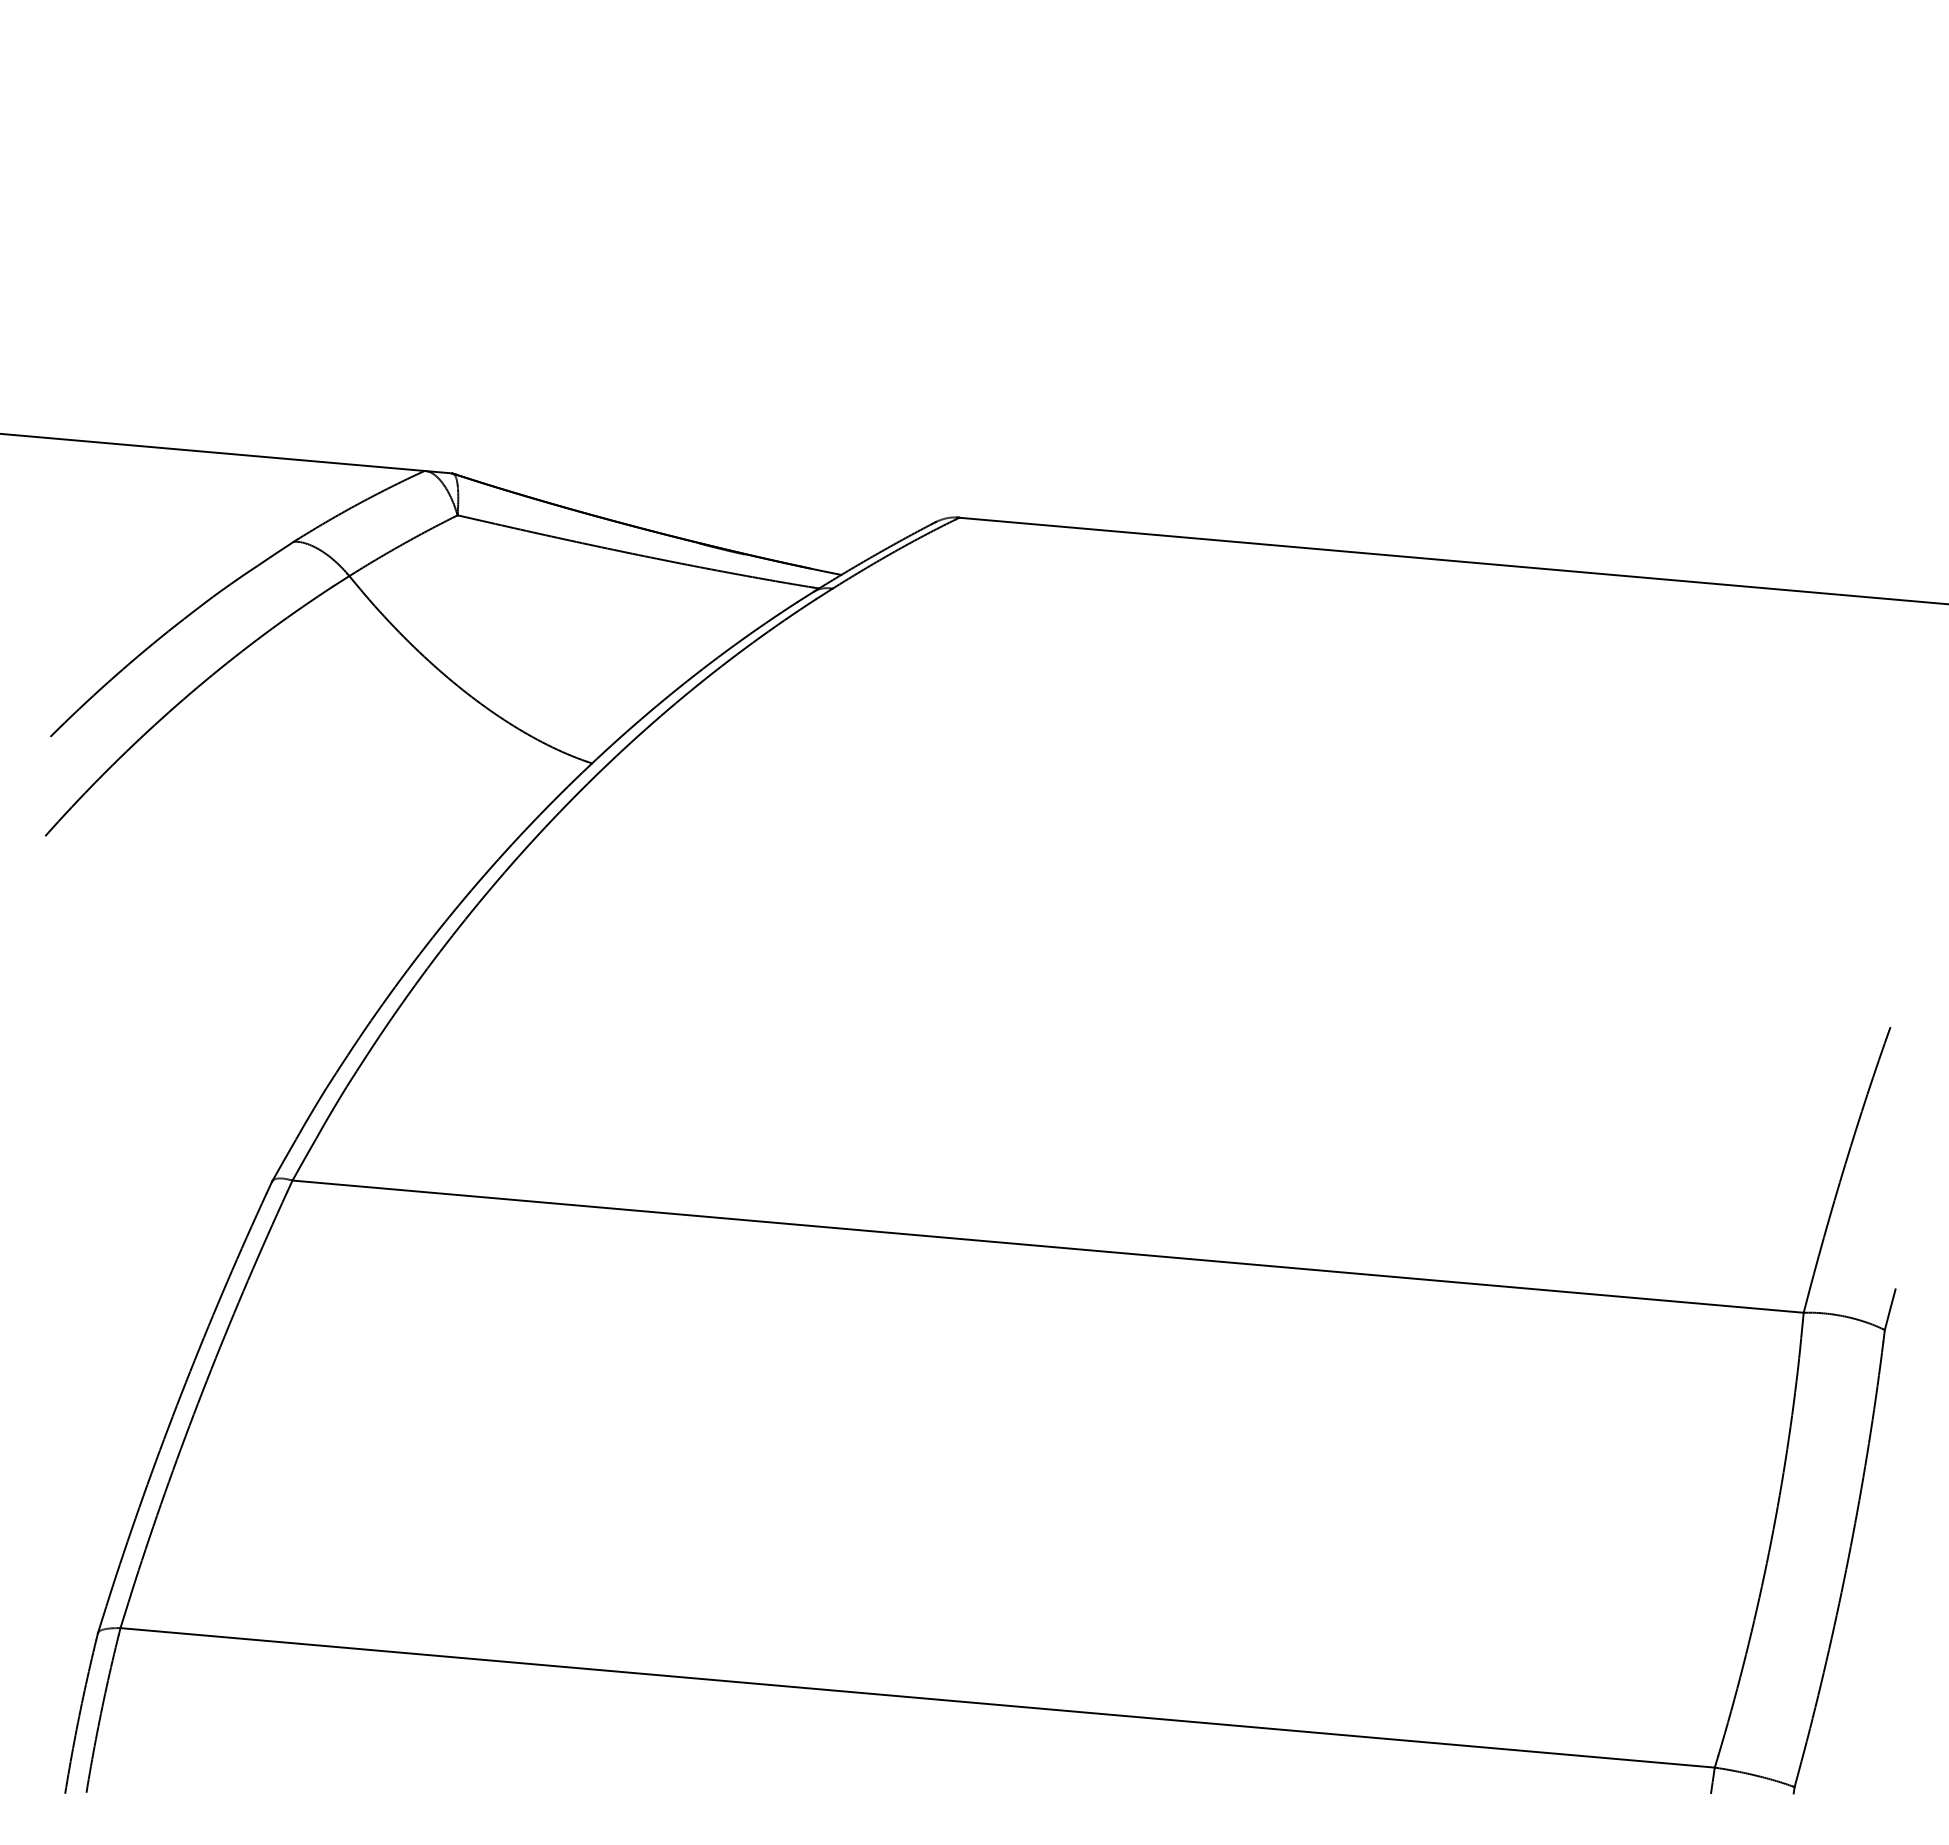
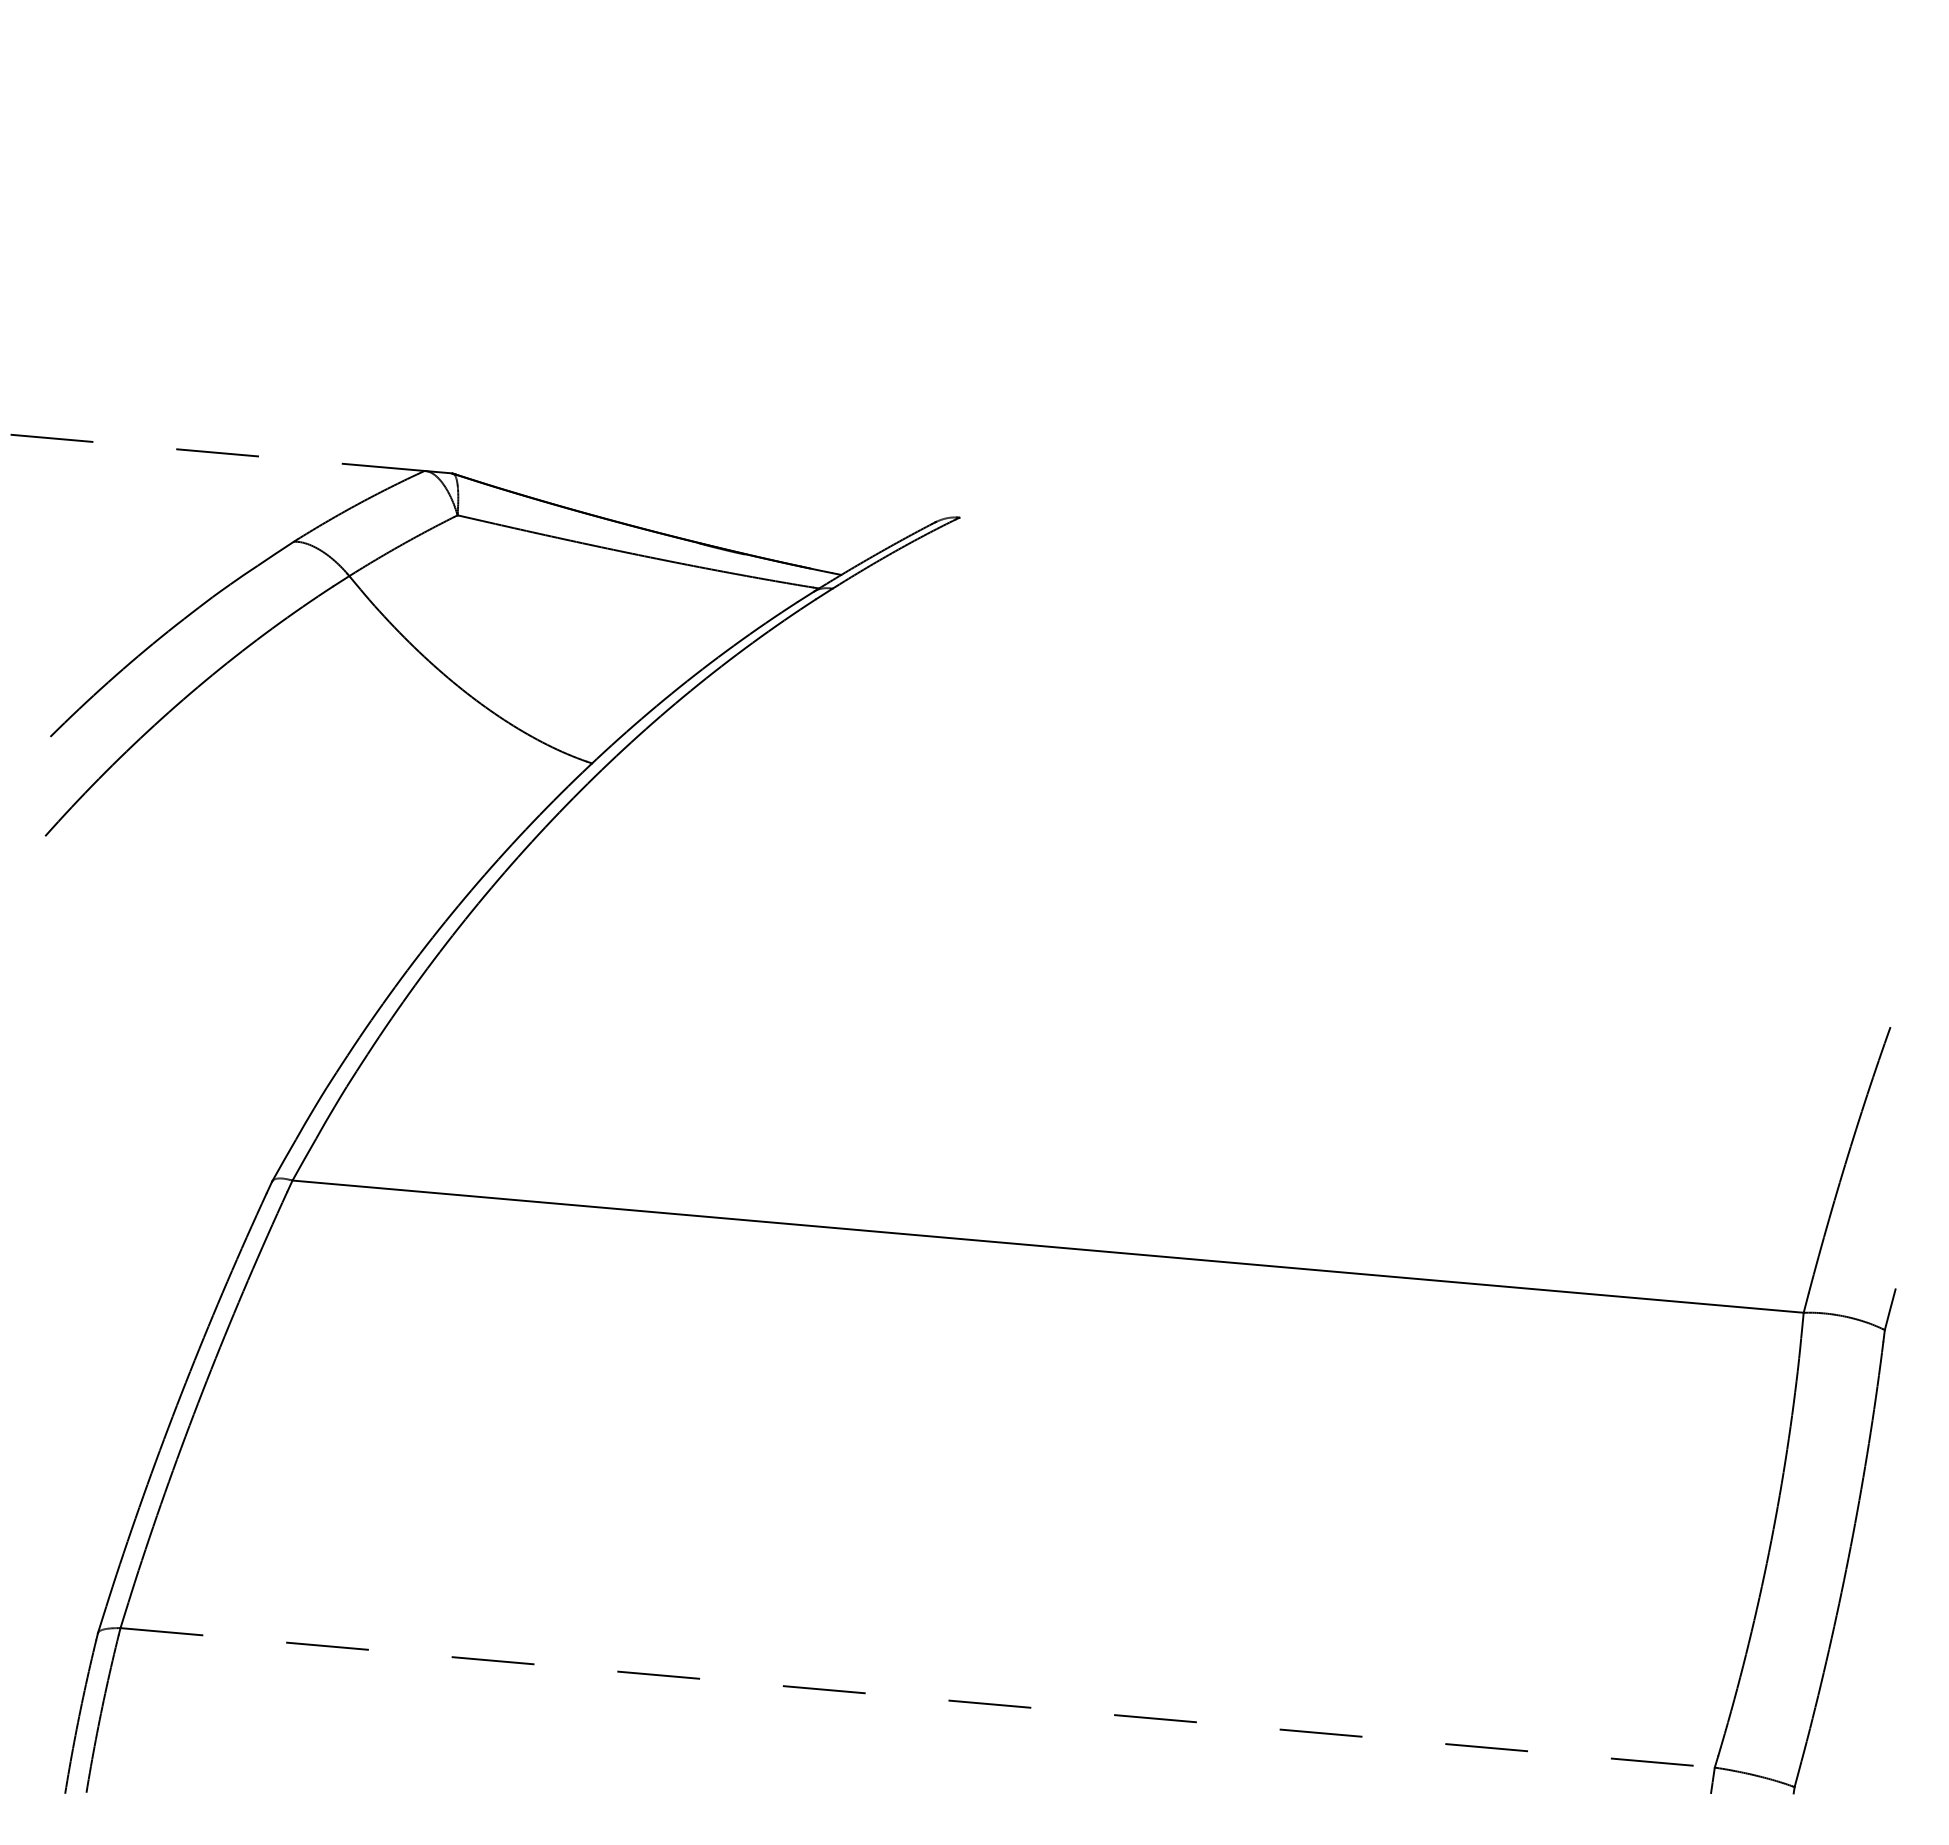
line: solid -> dashed (211, 452)
line: present -> none (1452, 560)
line: solid -> dashed (918, 1697)
